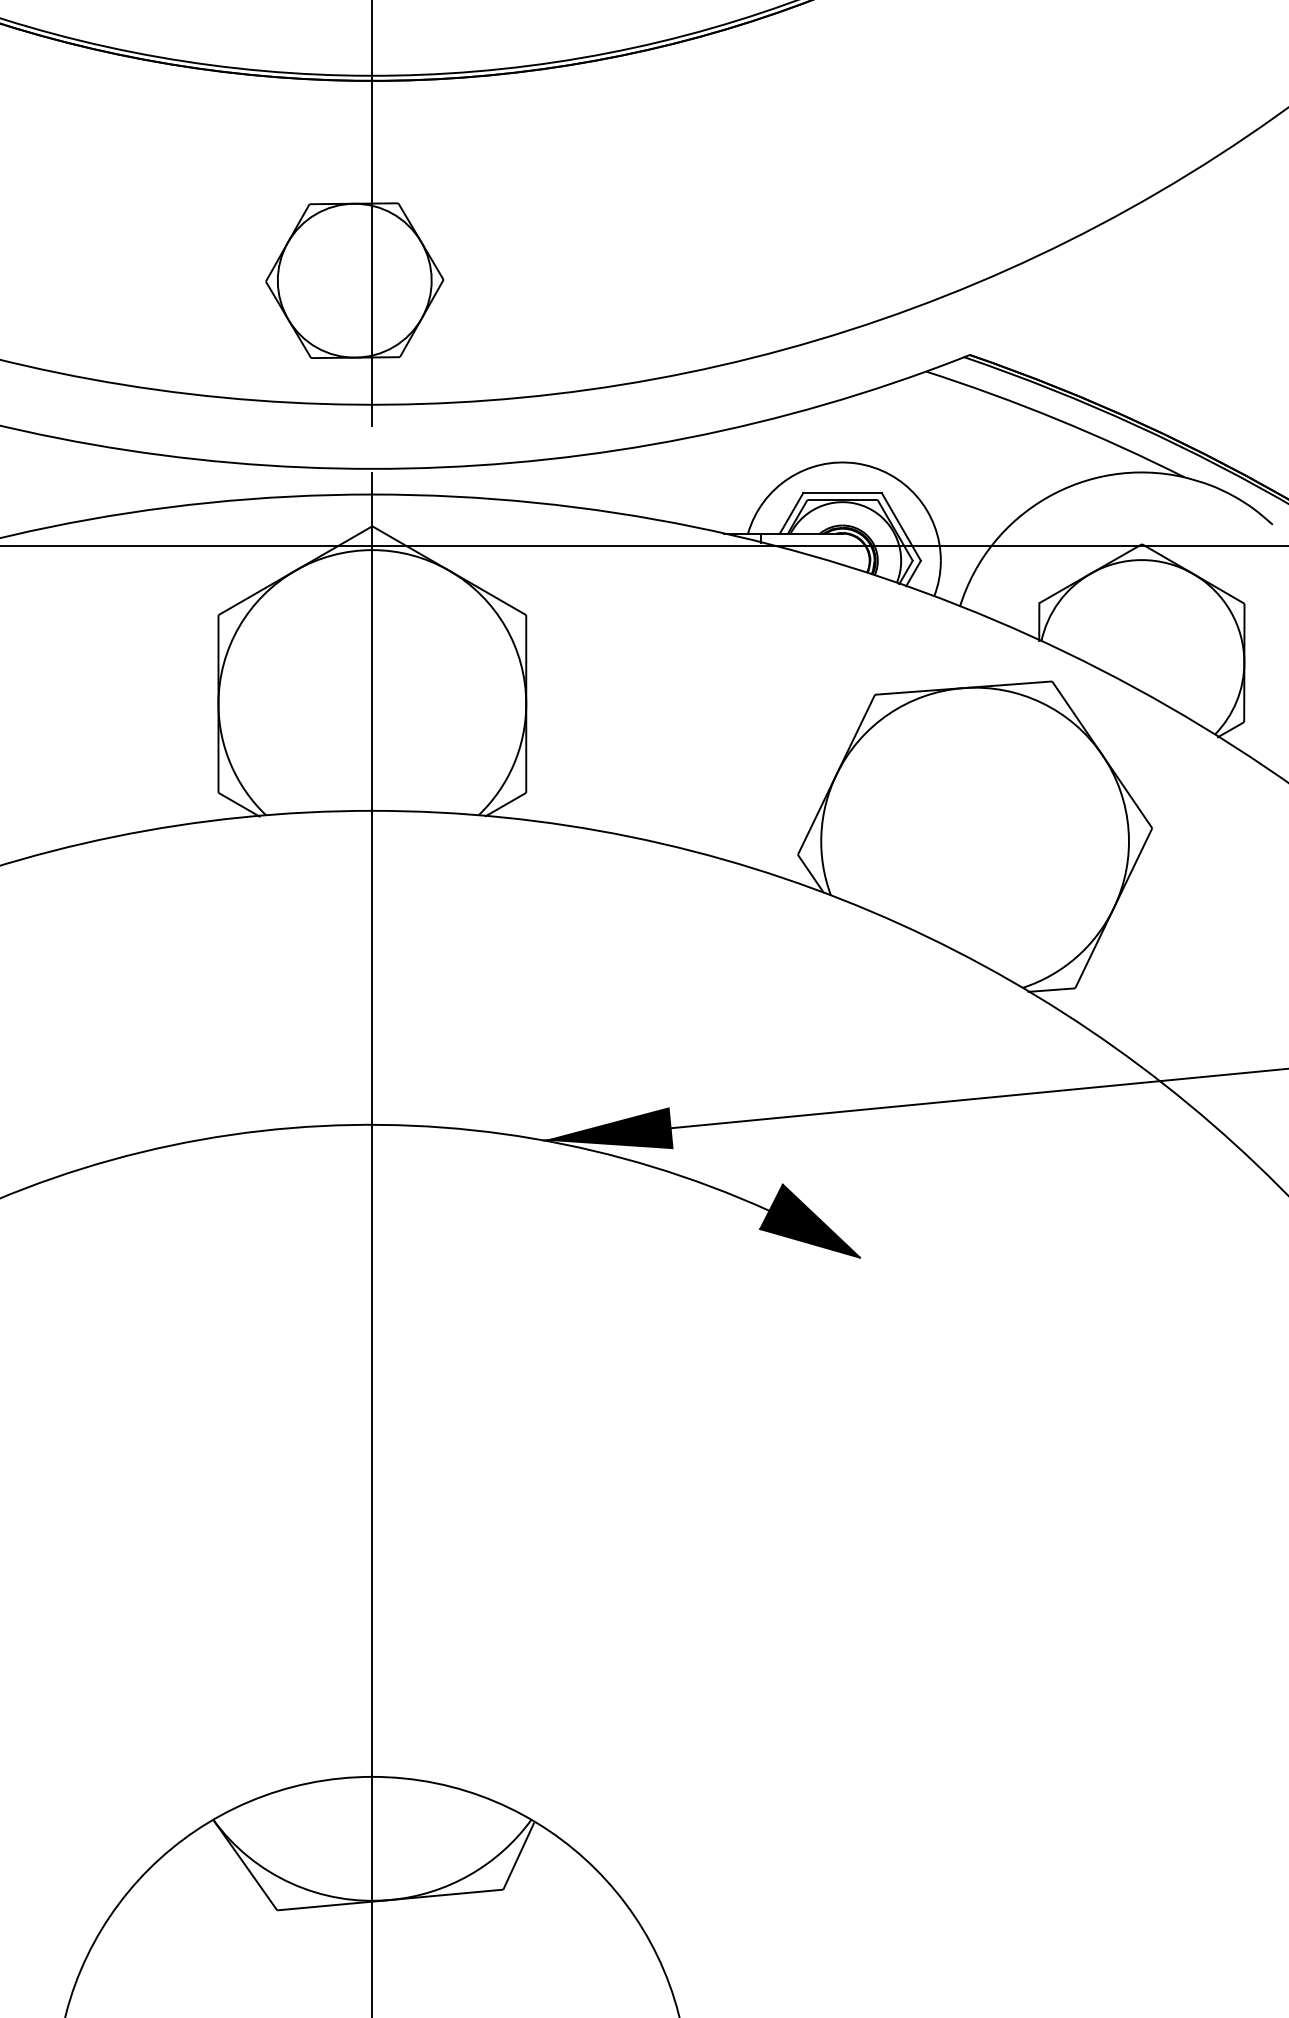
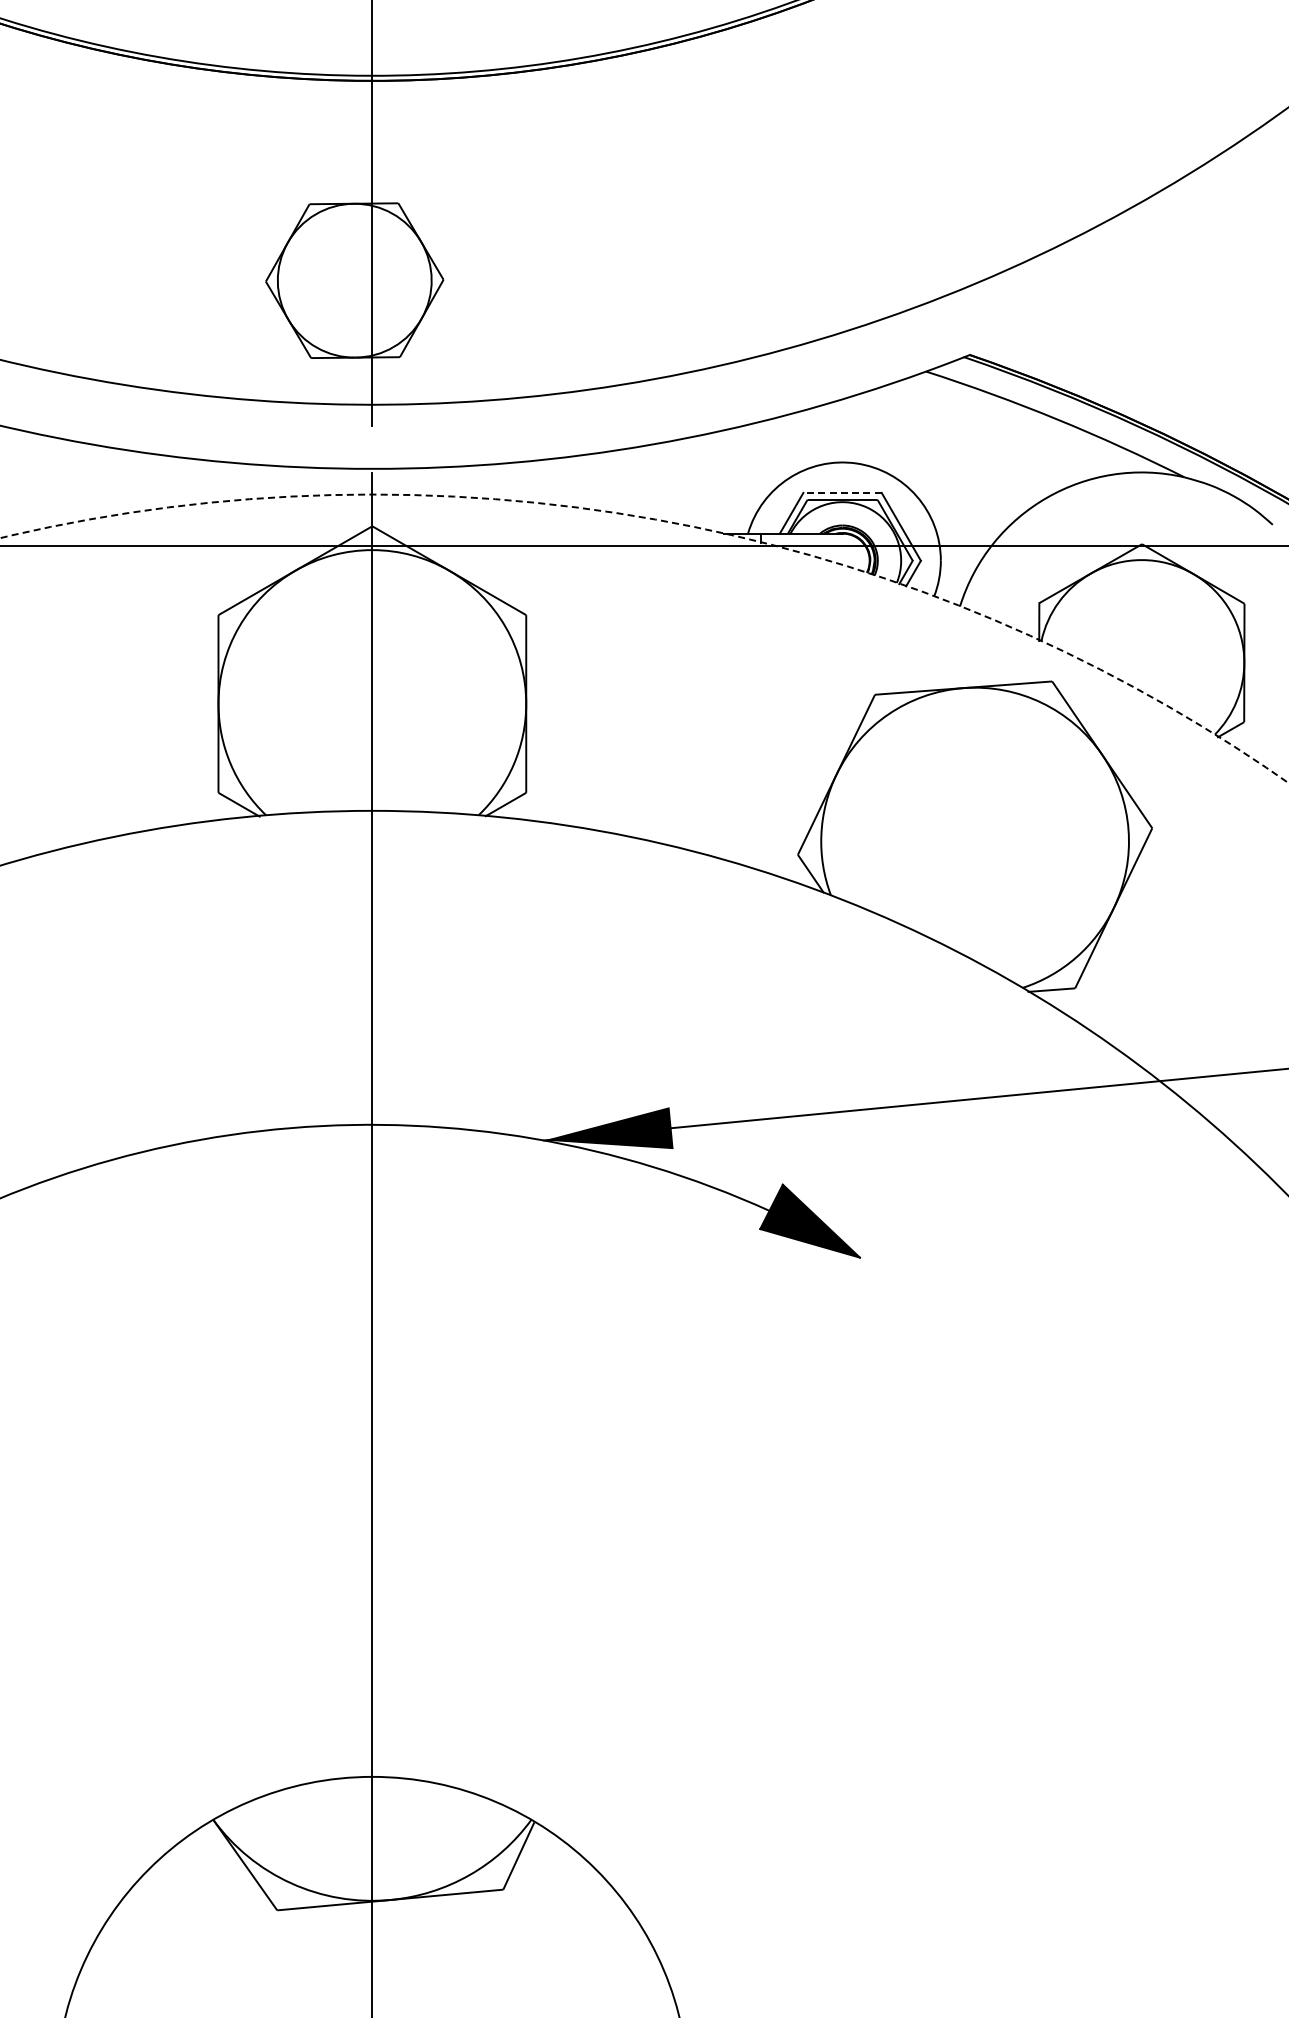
line: solid -> dashed (842, 492)
circle: solid -> dashed (644, 638)
